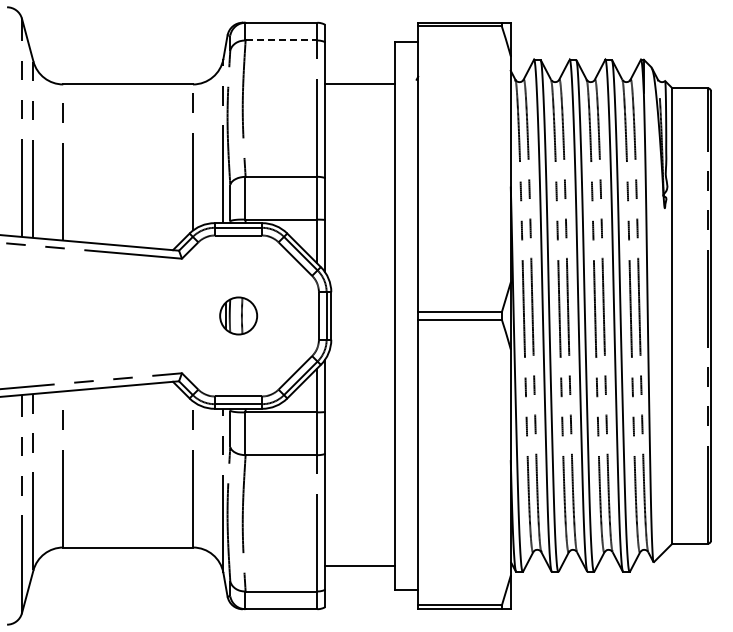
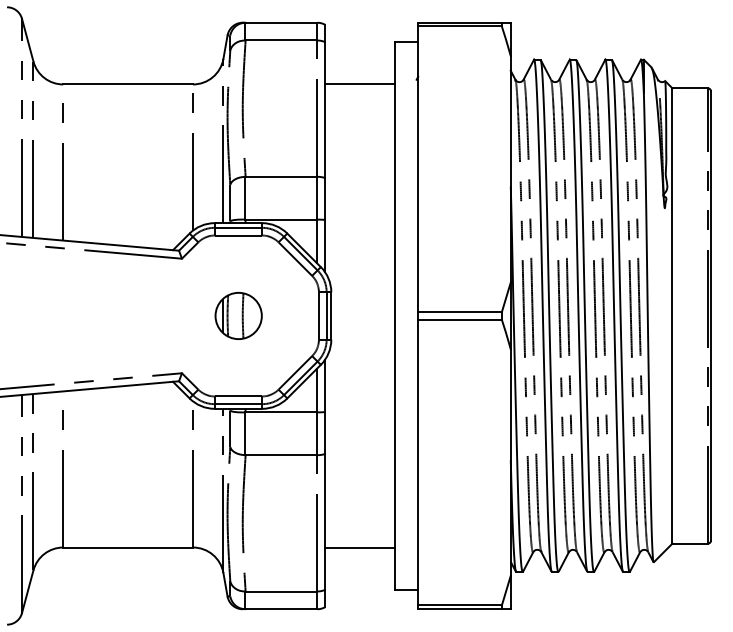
line: dashed -> solid (281, 40)
part size: 40x40 px -> 49x48 px (238, 315)
line position: (360, 565) -> (360, 547) (360, 547)
